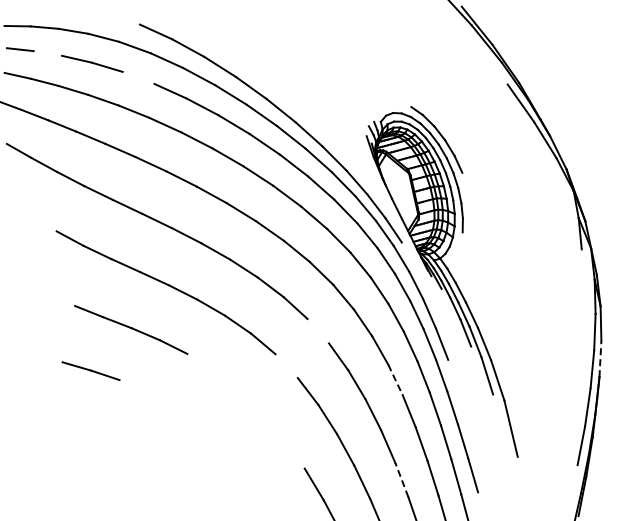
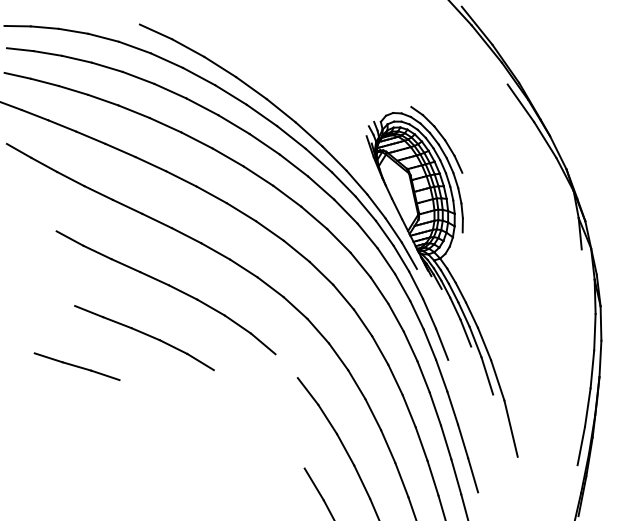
line: none -> present (47, 53)
line: none -> present (138, 77)
line: none -> present (408, 255)
line: none -> present (318, 330)
line: none -> present (48, 357)
line: dashed -> solid (600, 358)
line: none -> present (200, 361)
line: dashed -> solid (395, 379)
line: dashed -> solid (401, 479)
